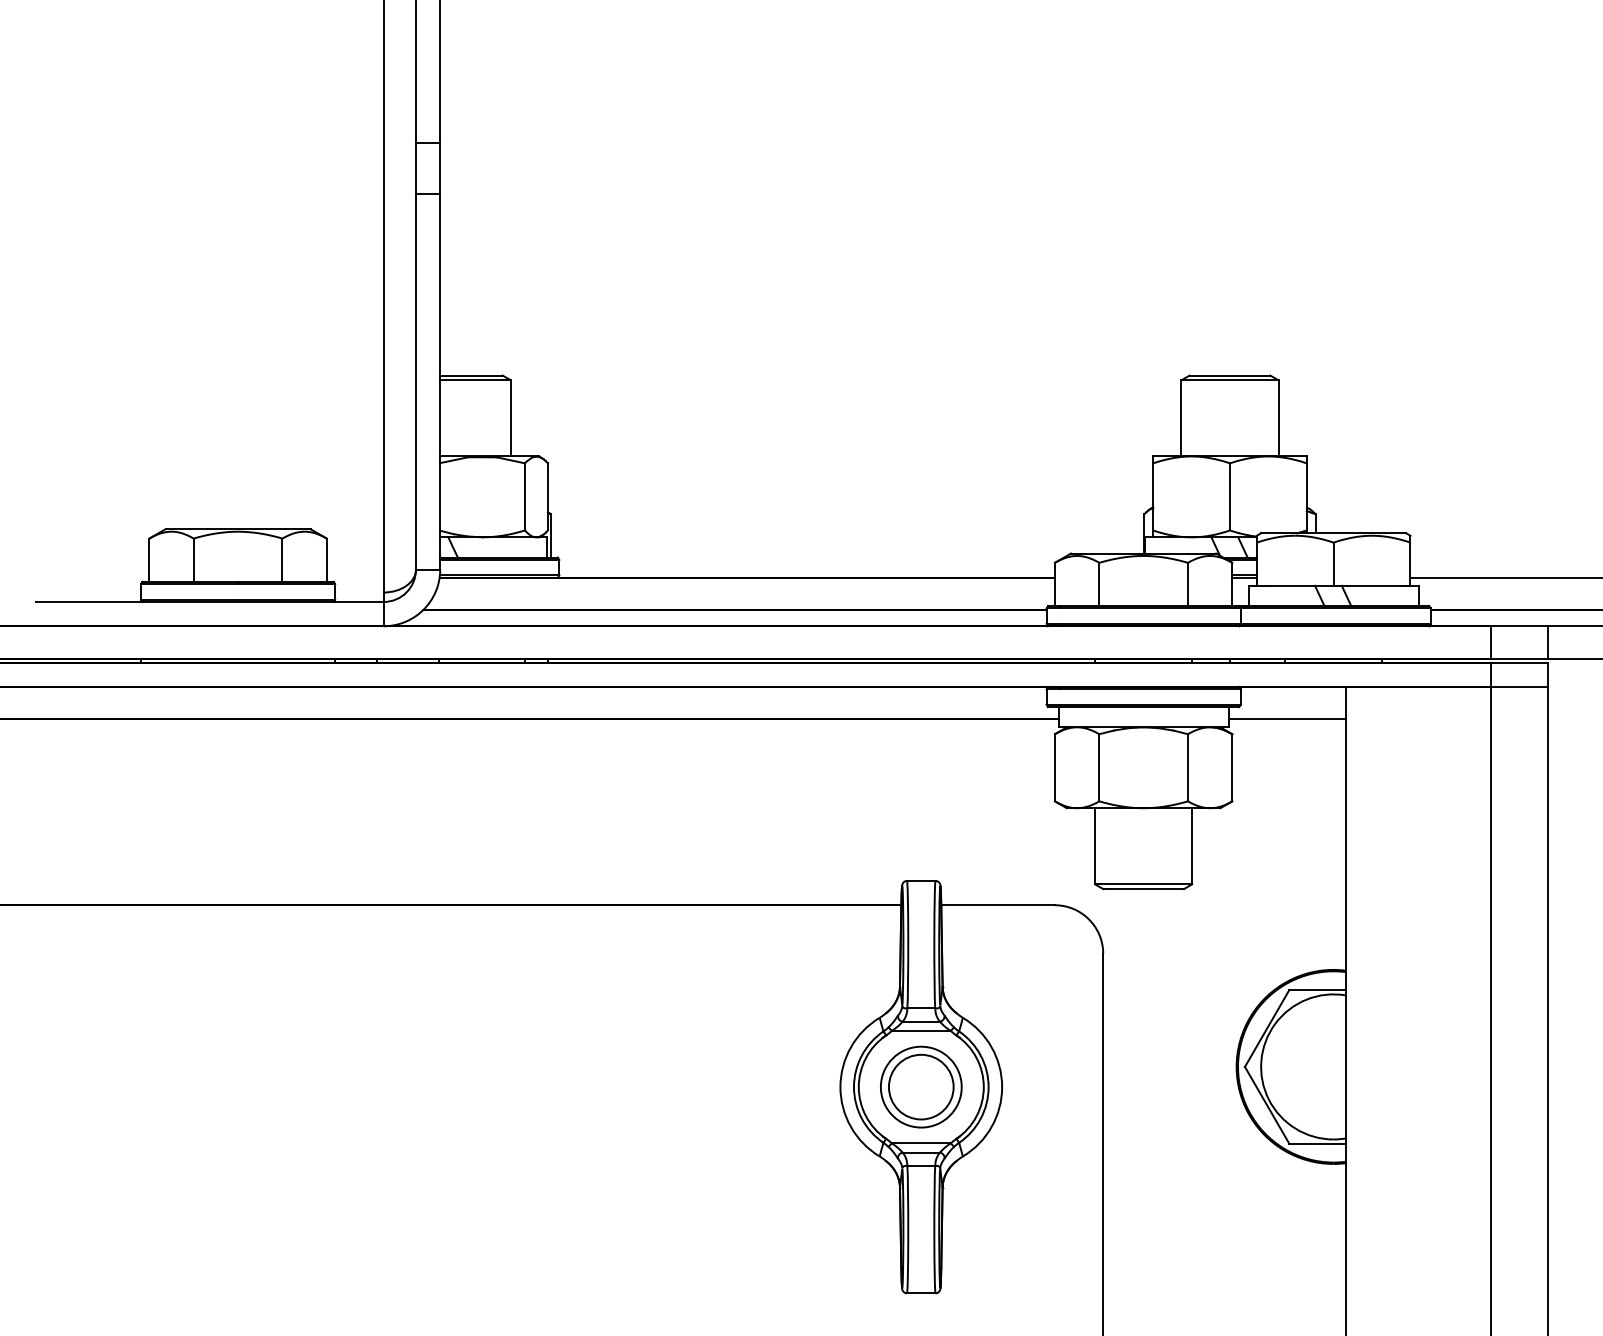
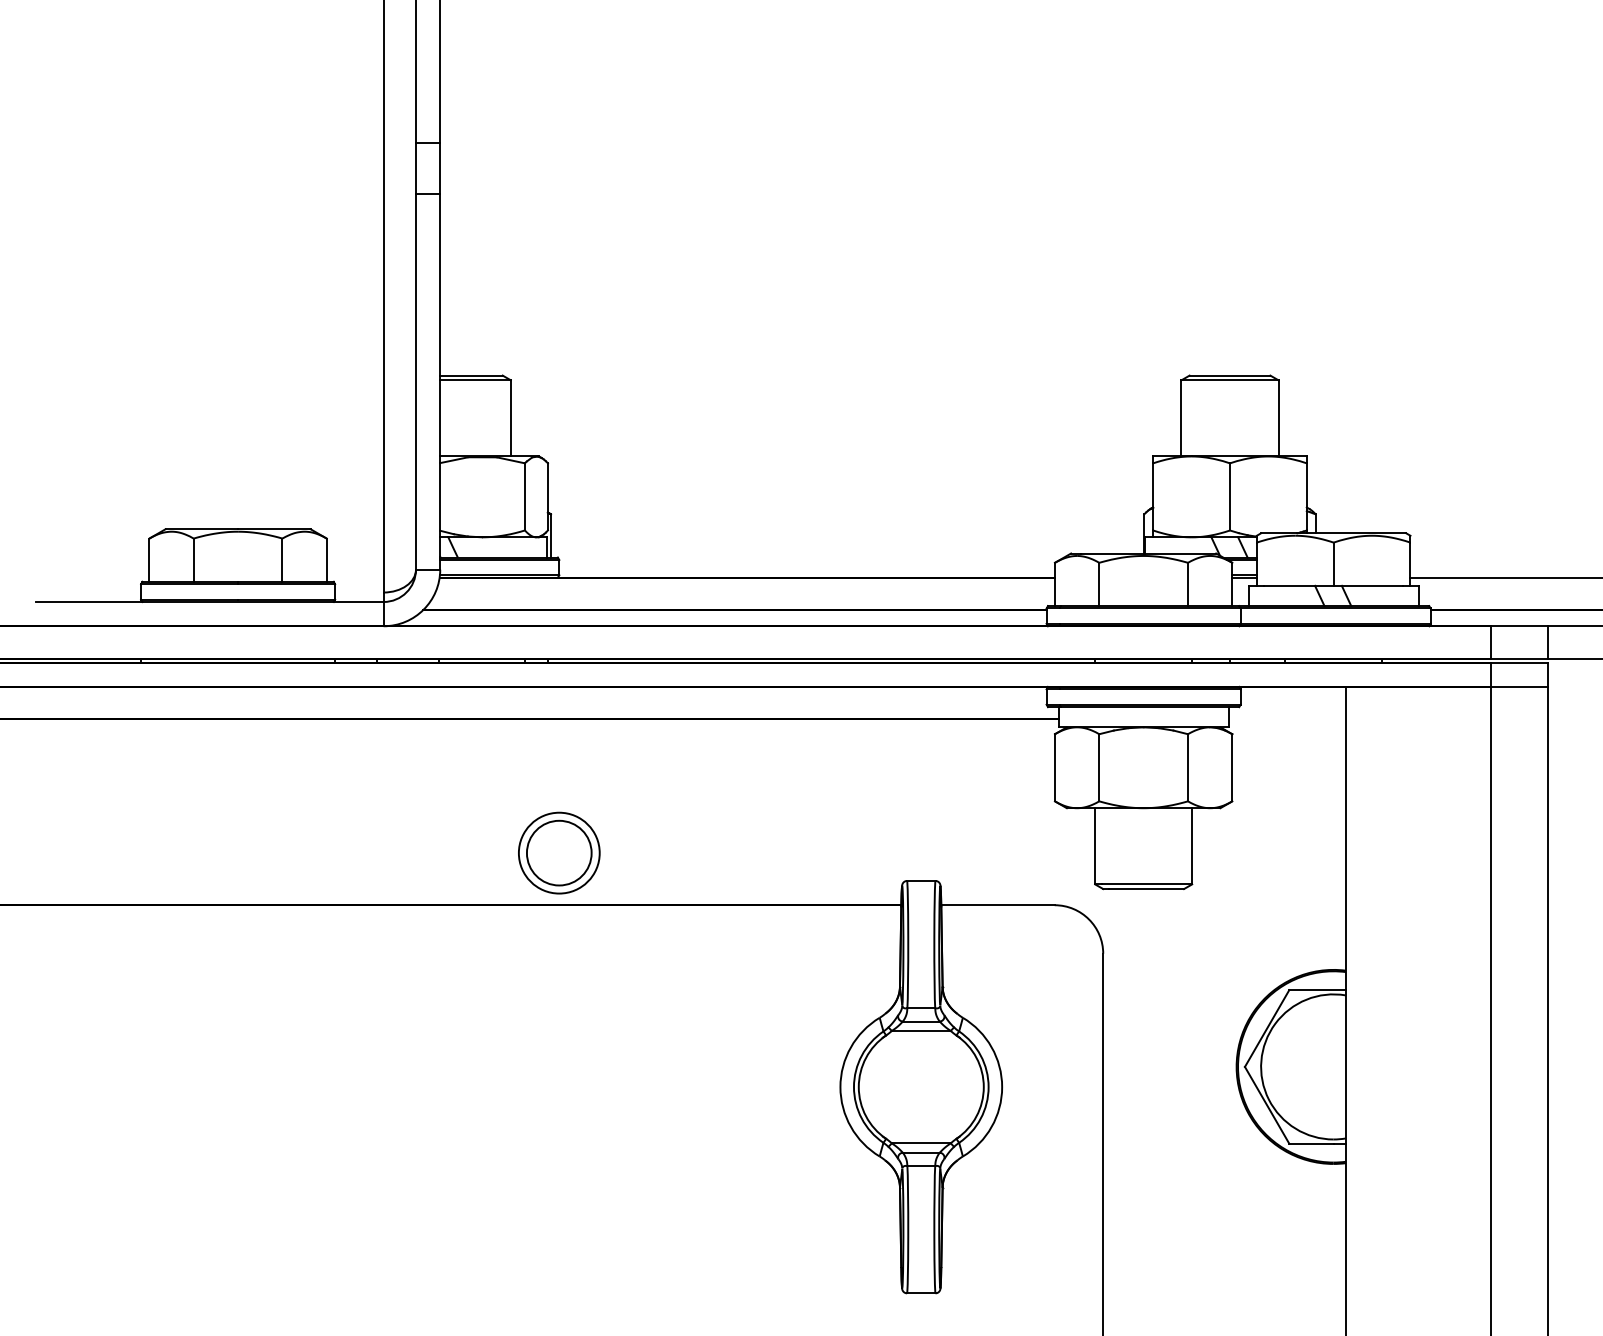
line: present -> none (1286, 719)
part position: (921, 1086) -> (559, 852) (559, 852)
